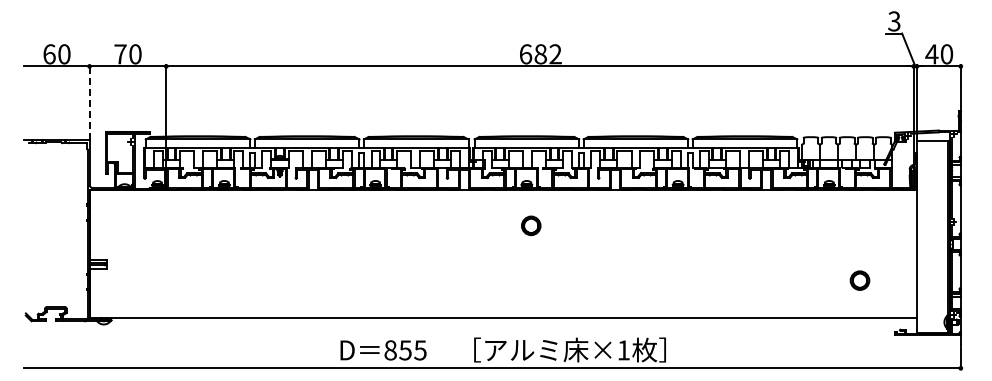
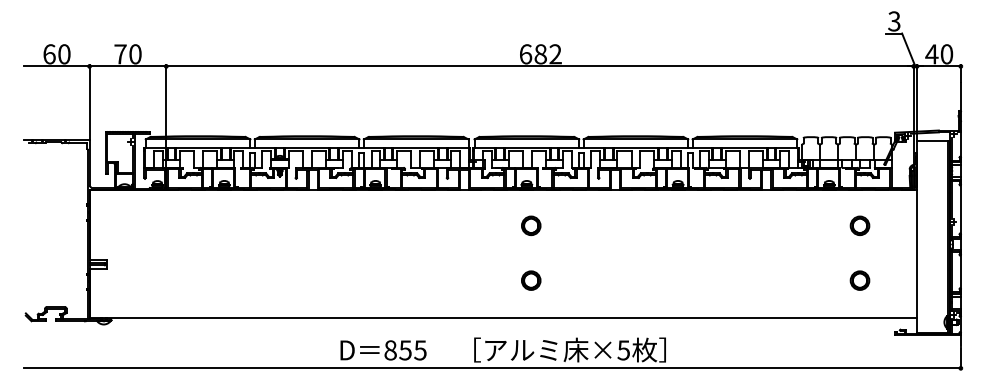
line: dashed -> solid (89, 101)
part: none -> present (859, 225)
part: none -> present (531, 280)
text: ×1 -> ×5 (623, 350)
